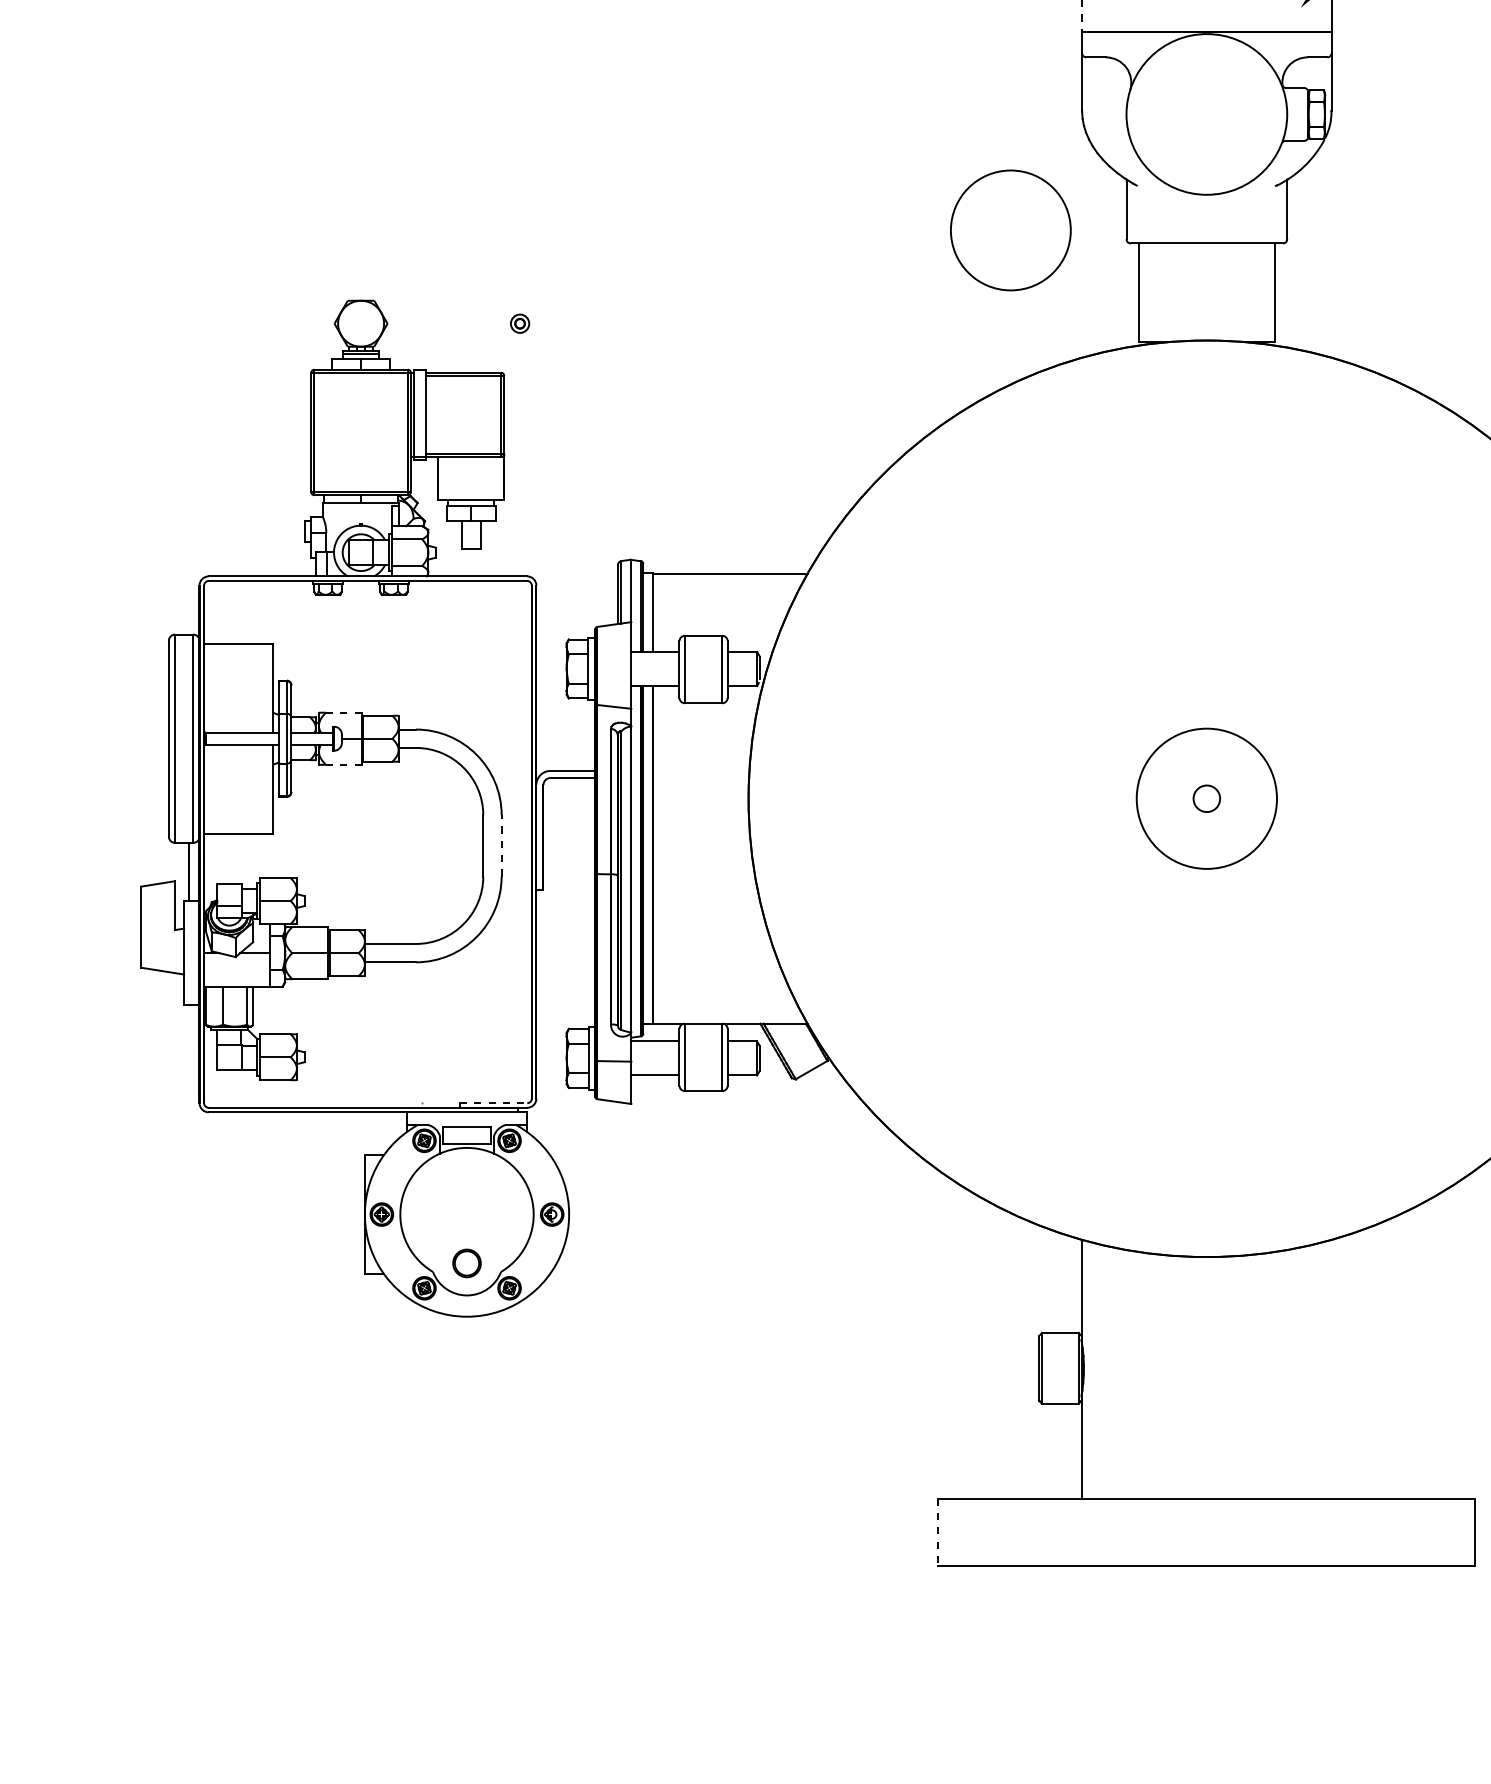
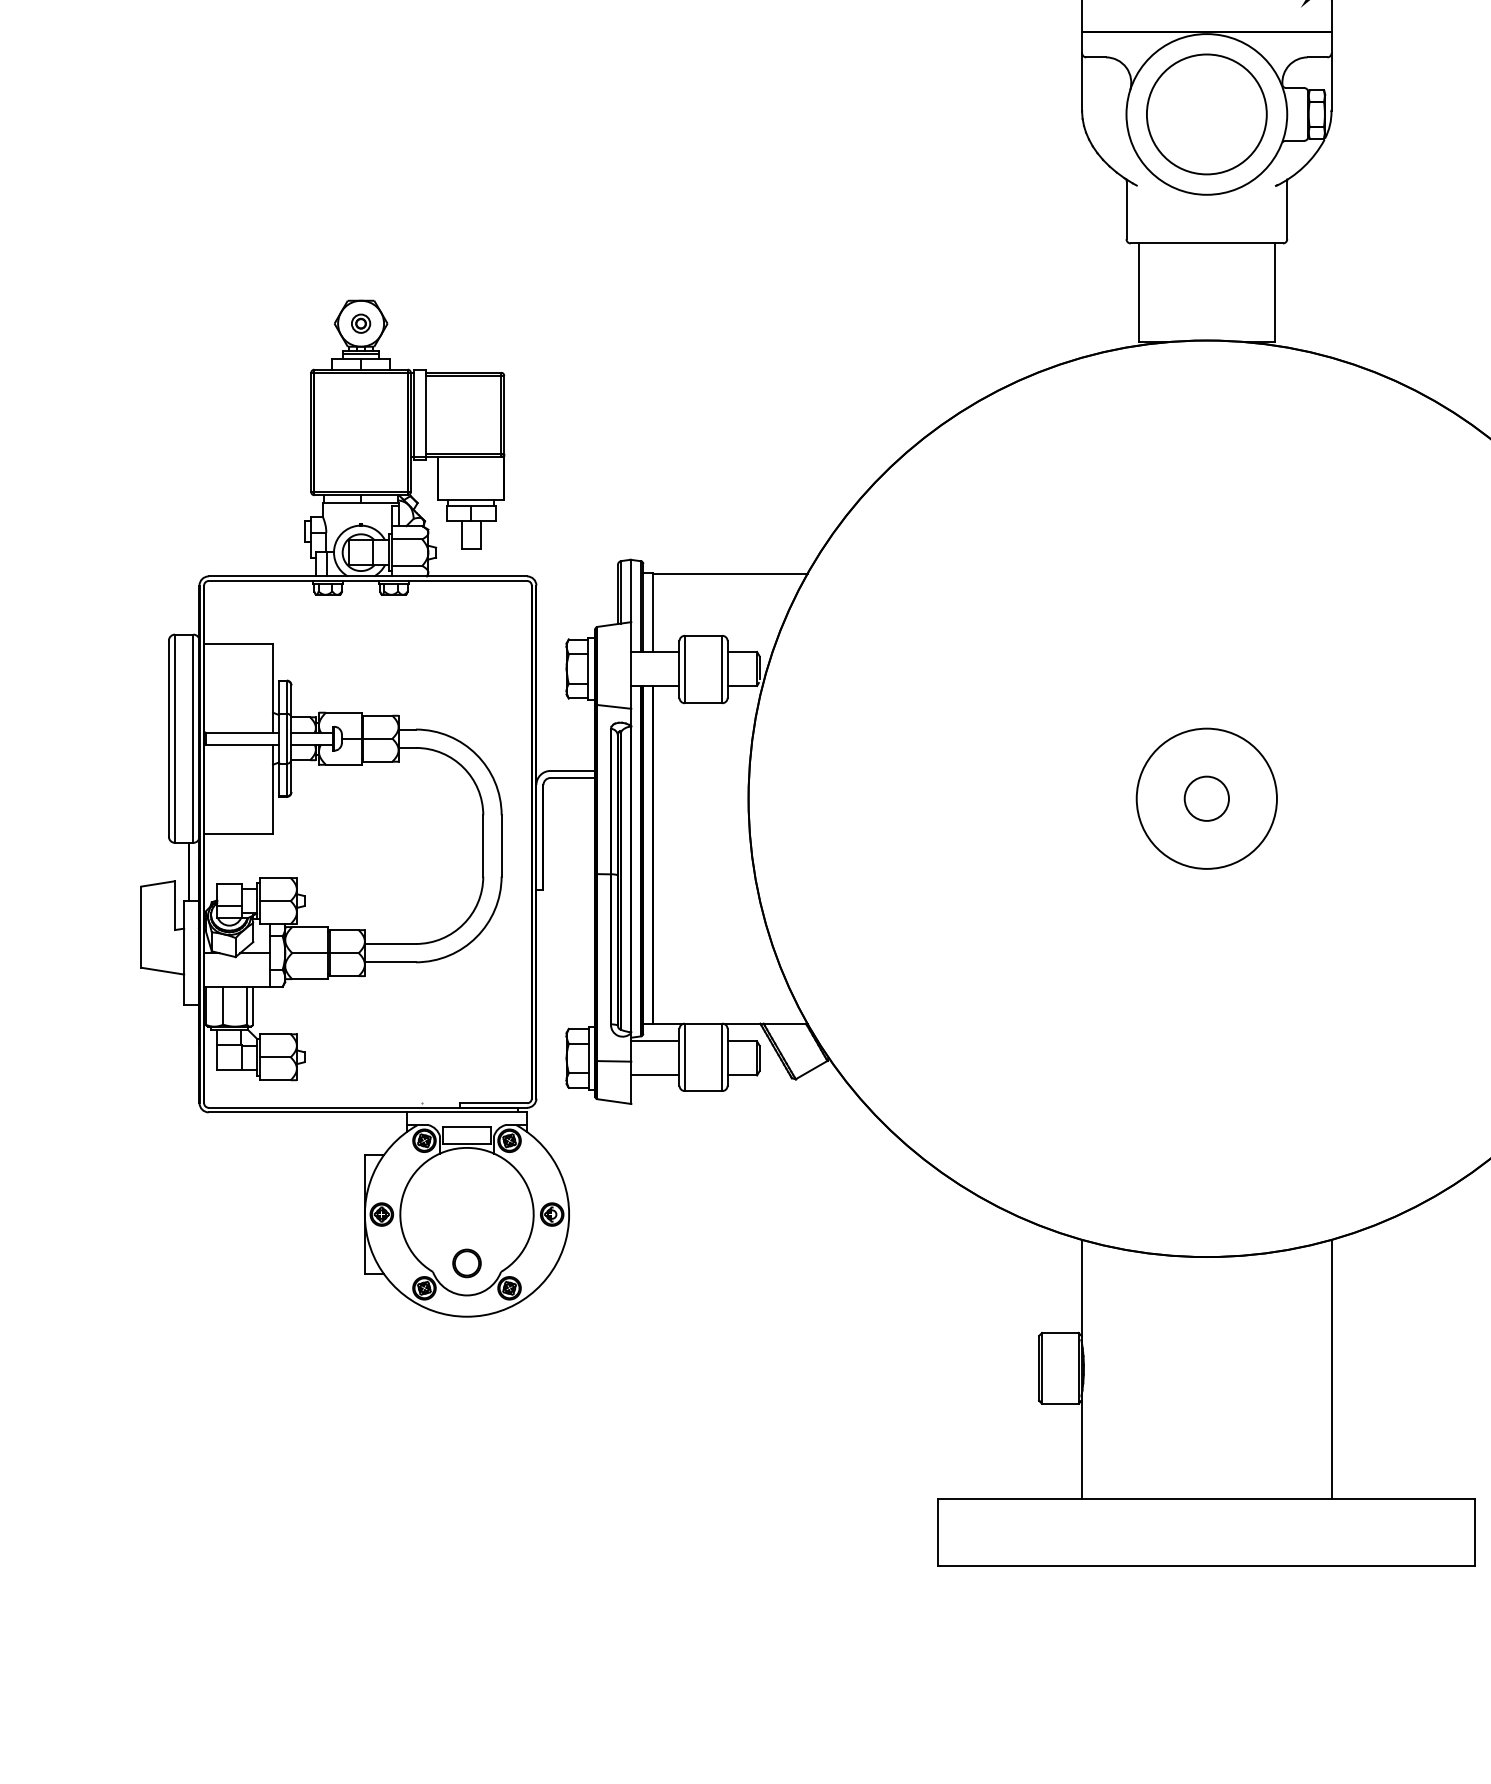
line: dashed -> solid (1082, 15)
circle position: (1010, 230) -> (1206, 114) (1206, 114)
part position: (520, 323) -> (361, 323) (361, 323)
line: dashed -> solid (343, 712)
line: dashed -> solid (343, 764)
circle diameter: 27 px -> 44 px (1206, 798)
line: dashed -> solid (501, 845)
line: dashed -> solid (493, 1103)
line: none -> present (1332, 1368)
line: dashed -> solid (938, 1532)
